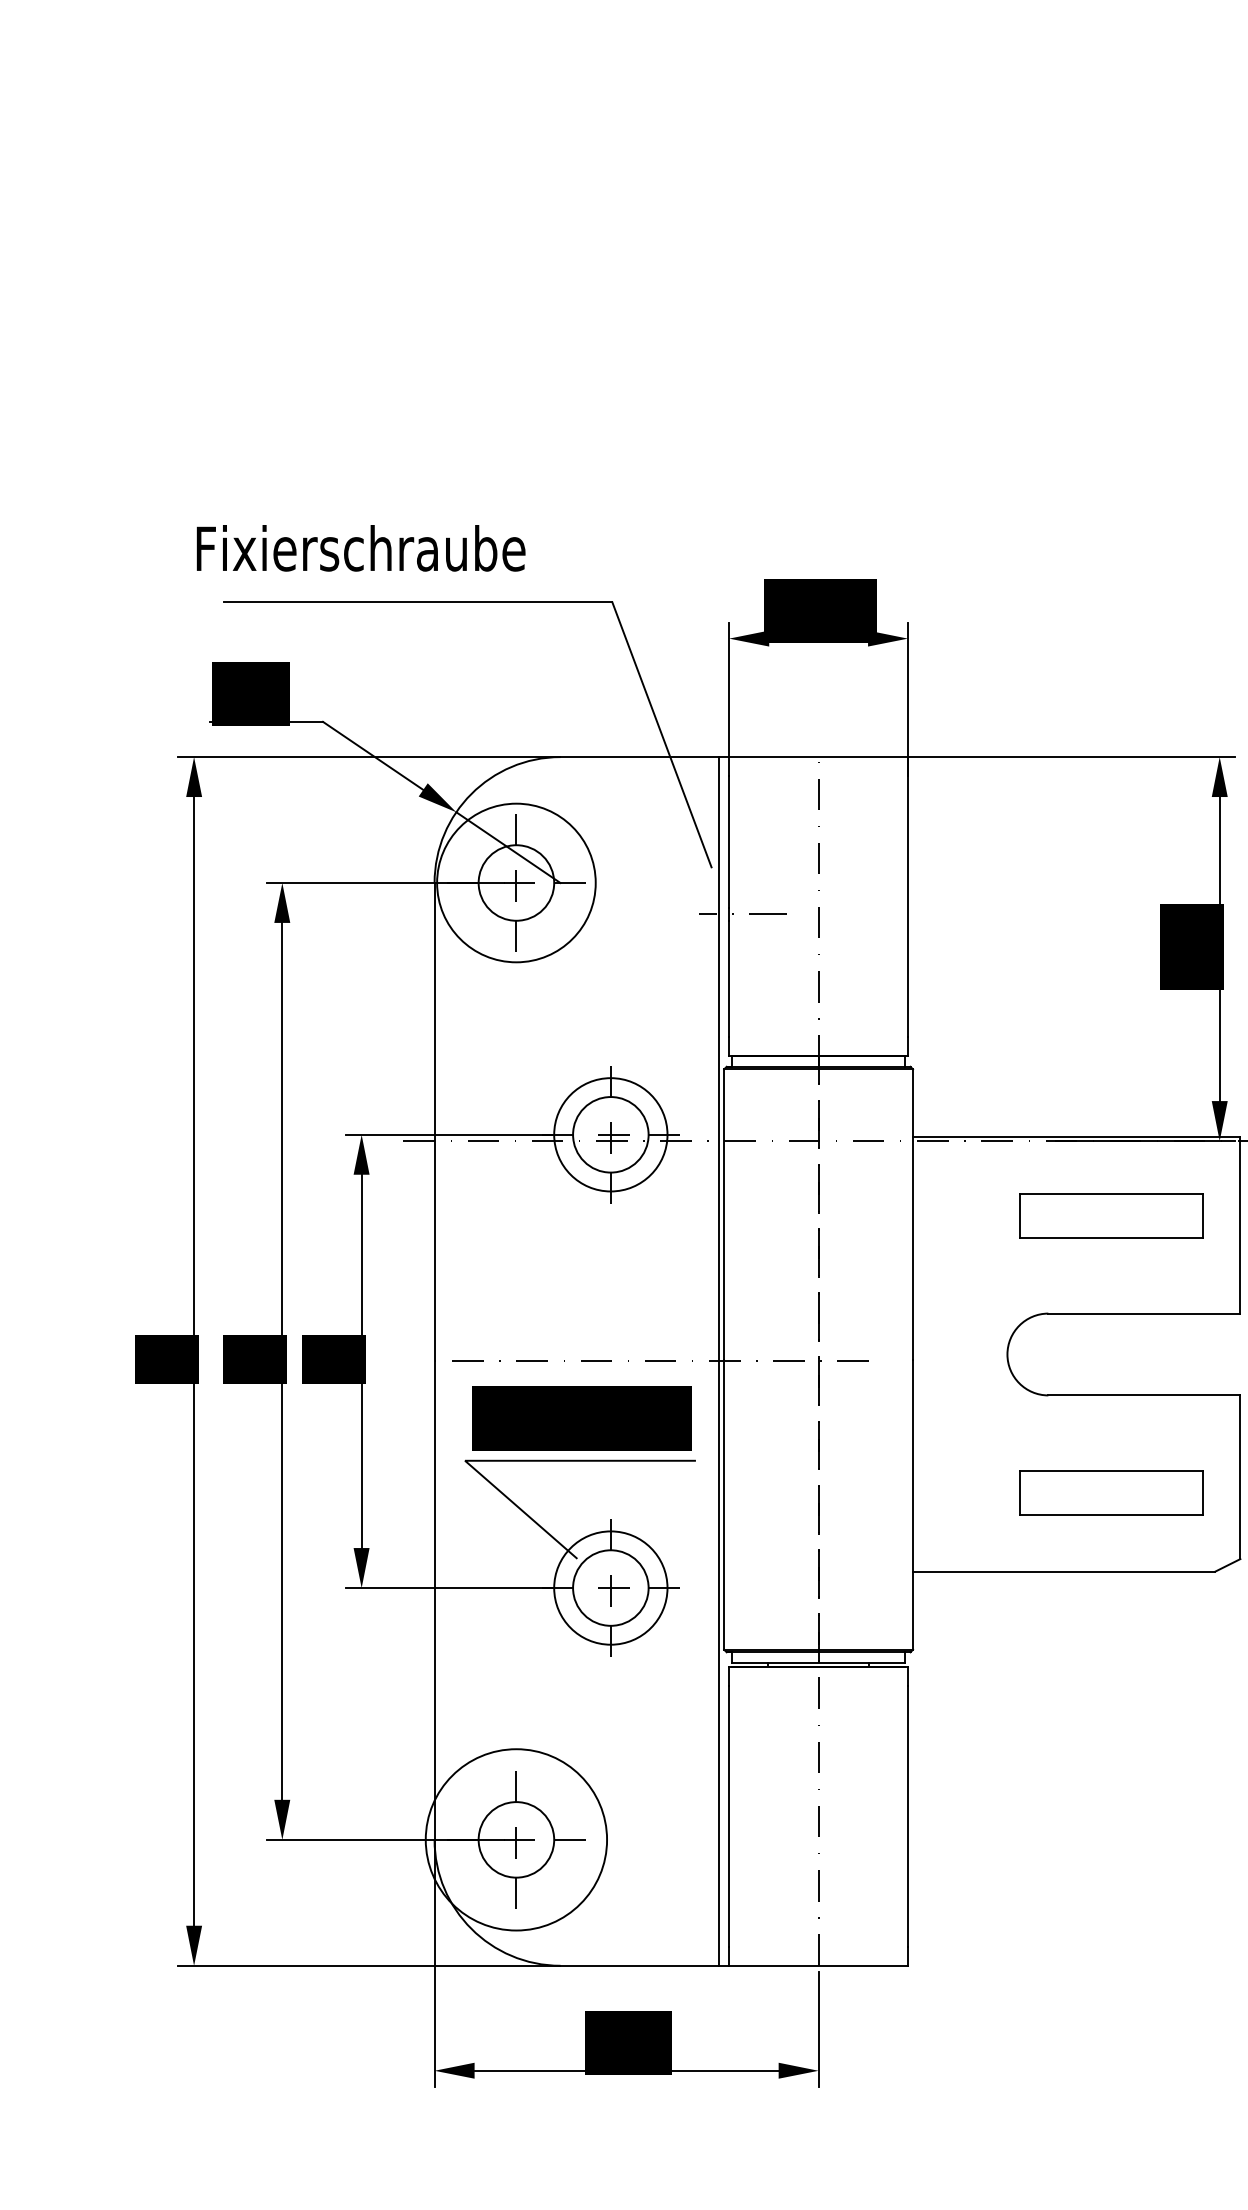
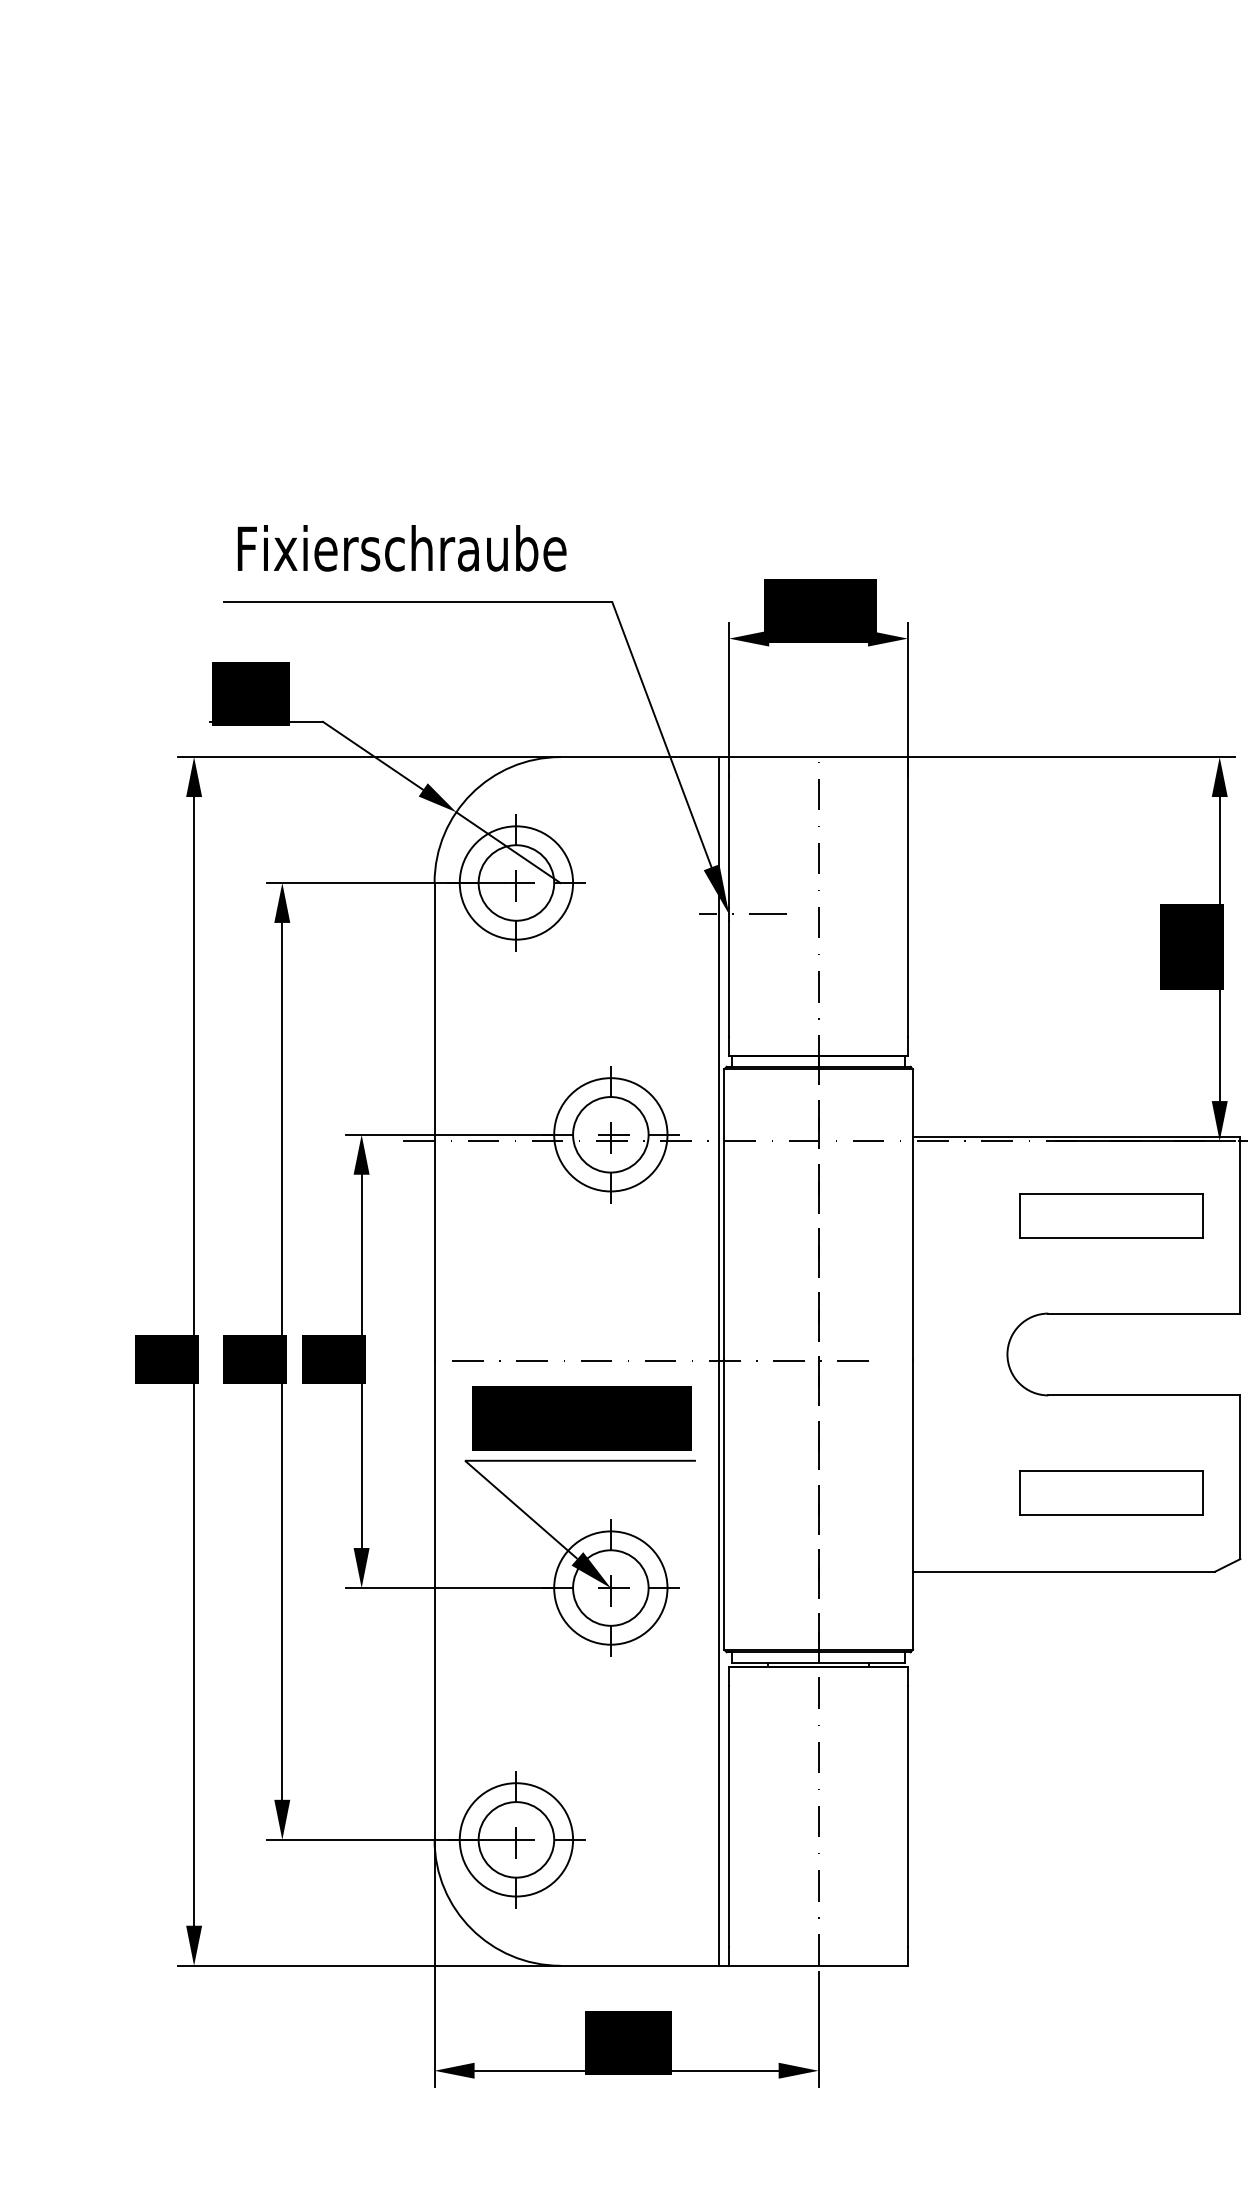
text position: (360, 548) -> (401, 548) (401, 548)
circle diameter: 159 px -> 113 px (516, 882)
fill: none -> present (716, 889)
fill: none -> present (590, 1570)
circle diameter: 181 px -> 113 px (516, 1839)
